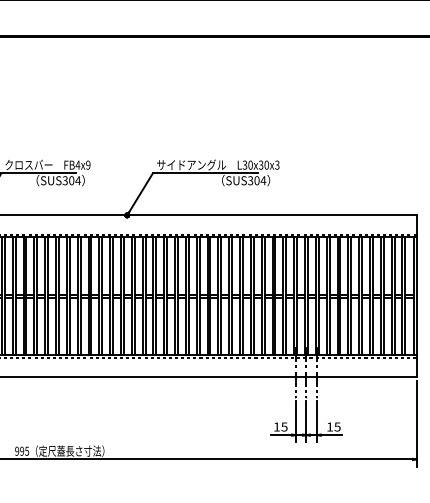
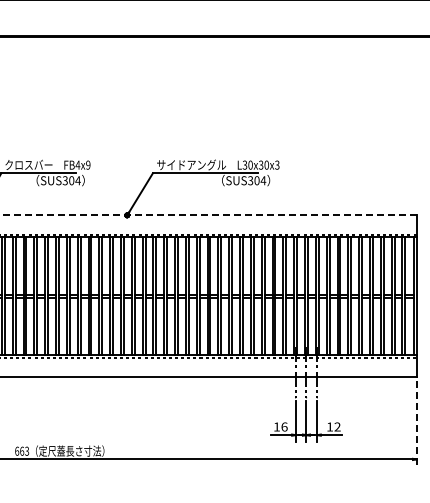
line: solid -> dashed (207, 215)
line: solid -> dashed (416, 423)
text: 15 -> 16 (284, 426)
text: 15 -> 12 (337, 426)
text: 995 -> 663 (22, 450)
